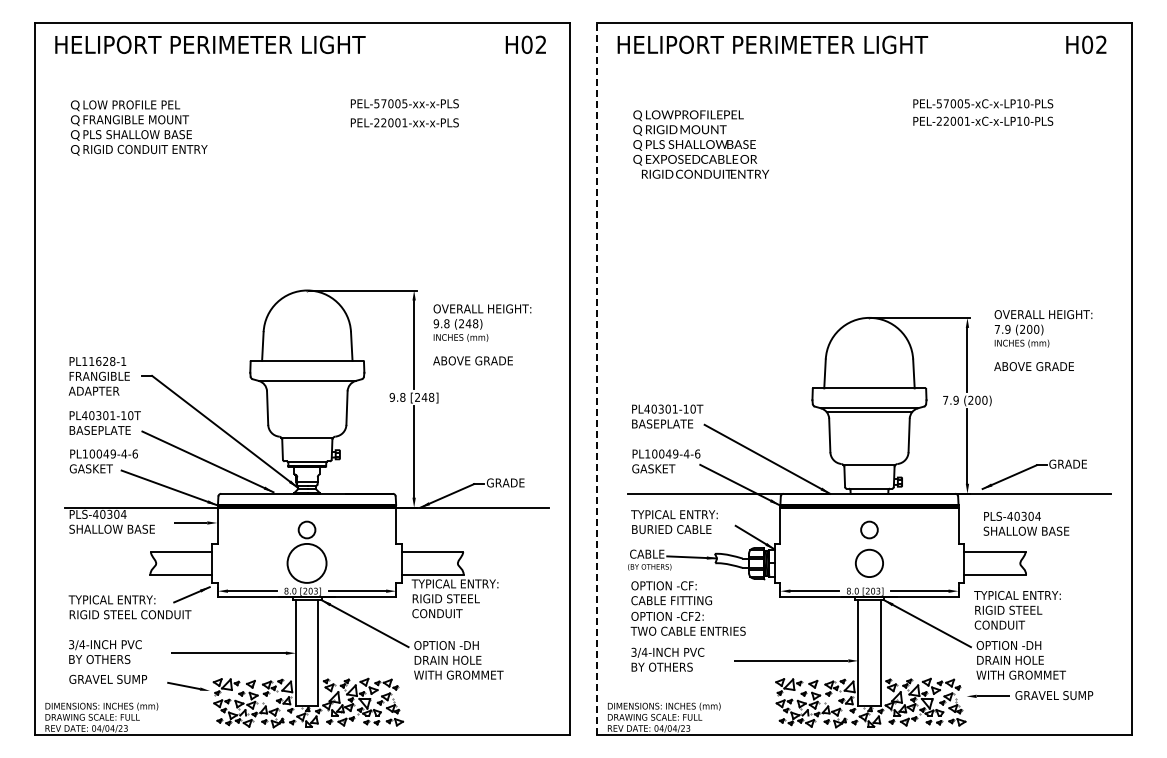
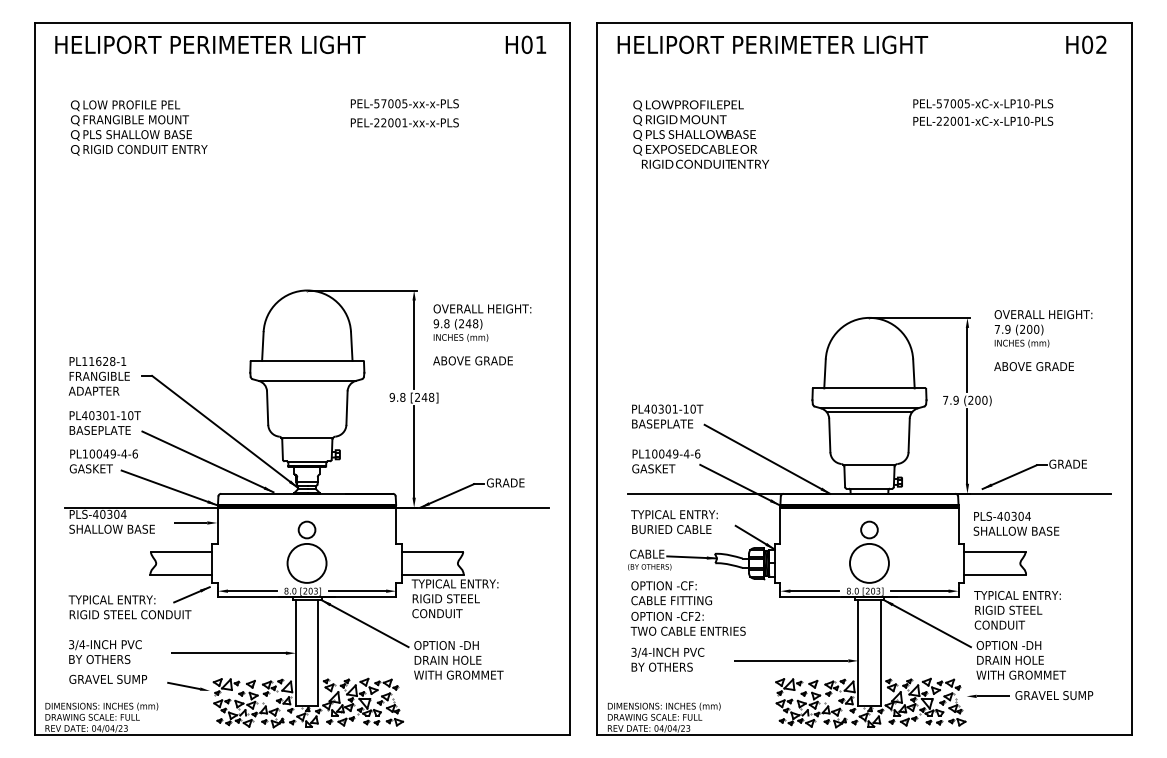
text: H02 -> H01 (540, 44)
text position: (700, 144) -> (700, 134) (700, 134)
line: dashed -> solid (597, 378)
text position: (1026, 523) -> (1016, 523) (1016, 523)
circle diameter: 27 px -> 39 px (868, 562)
